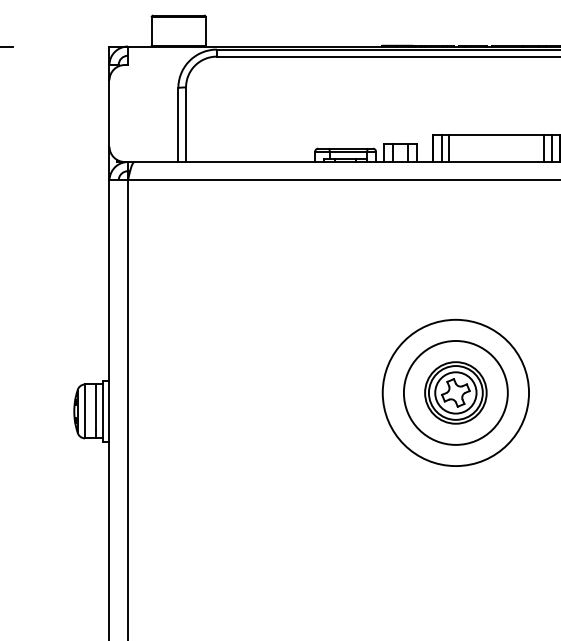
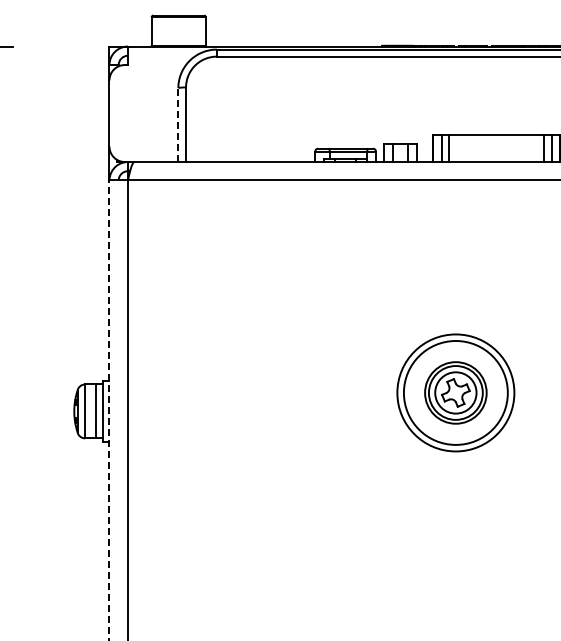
line: solid -> dashed (178, 125)
circle diameter: 146 px -> 117 px (455, 392)
line: solid -> dashed (109, 410)
